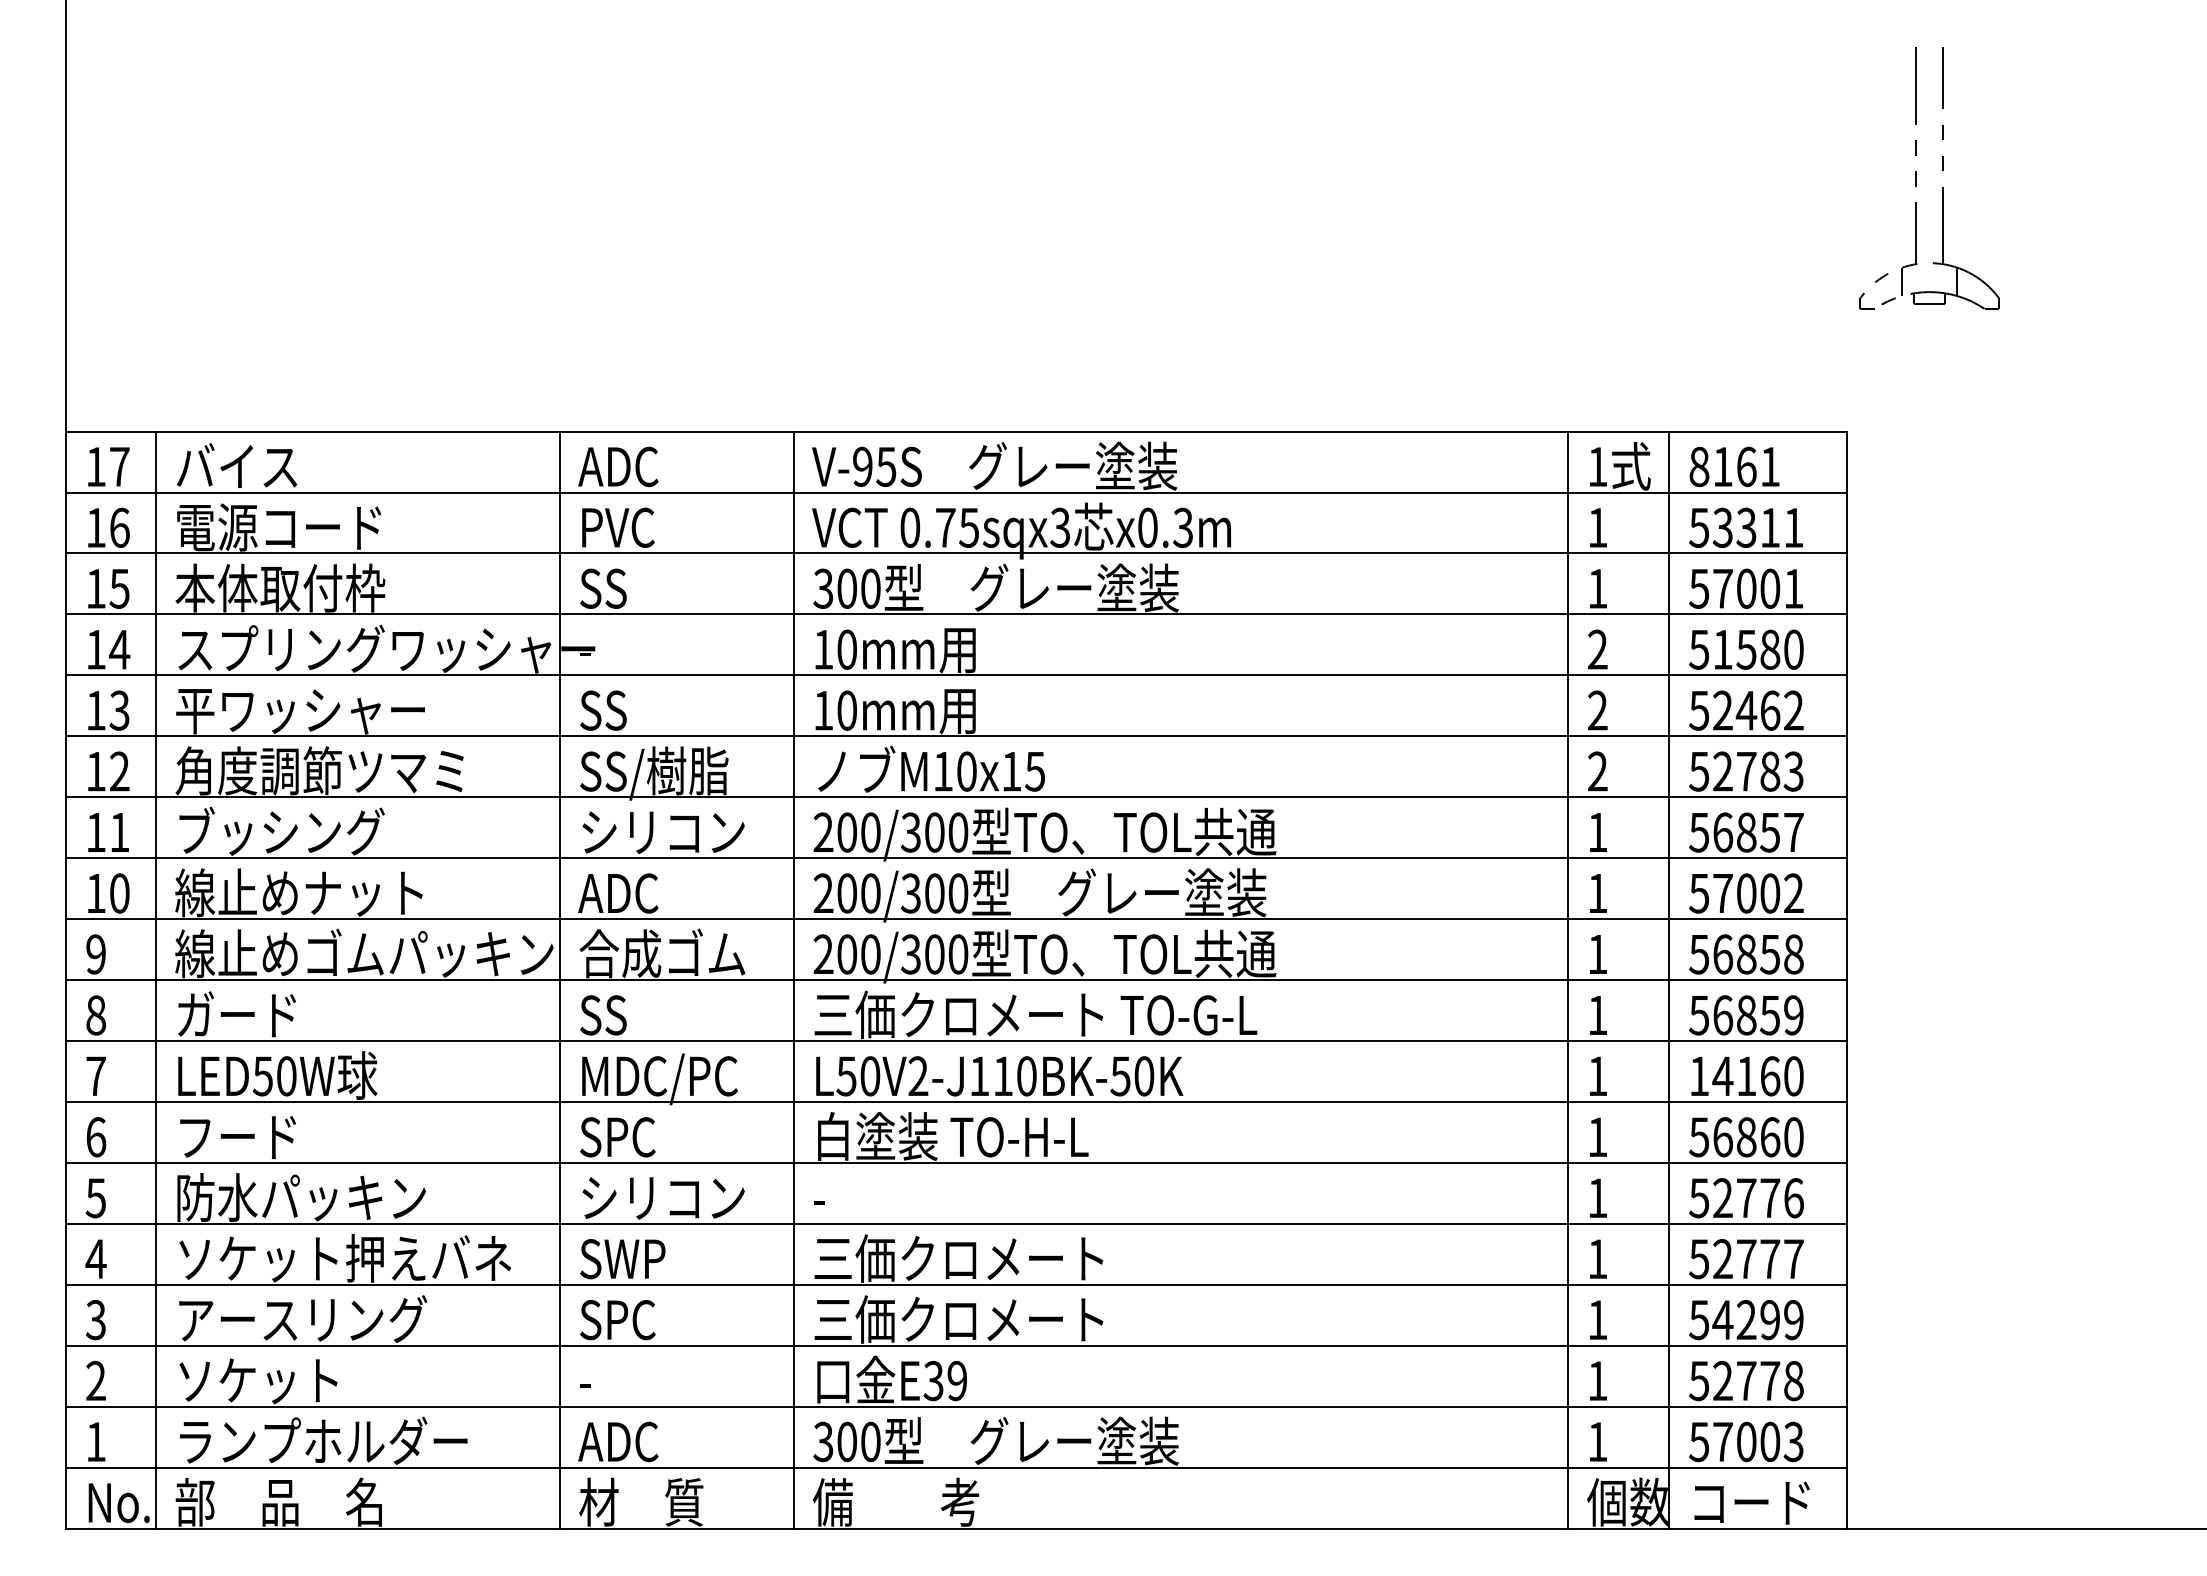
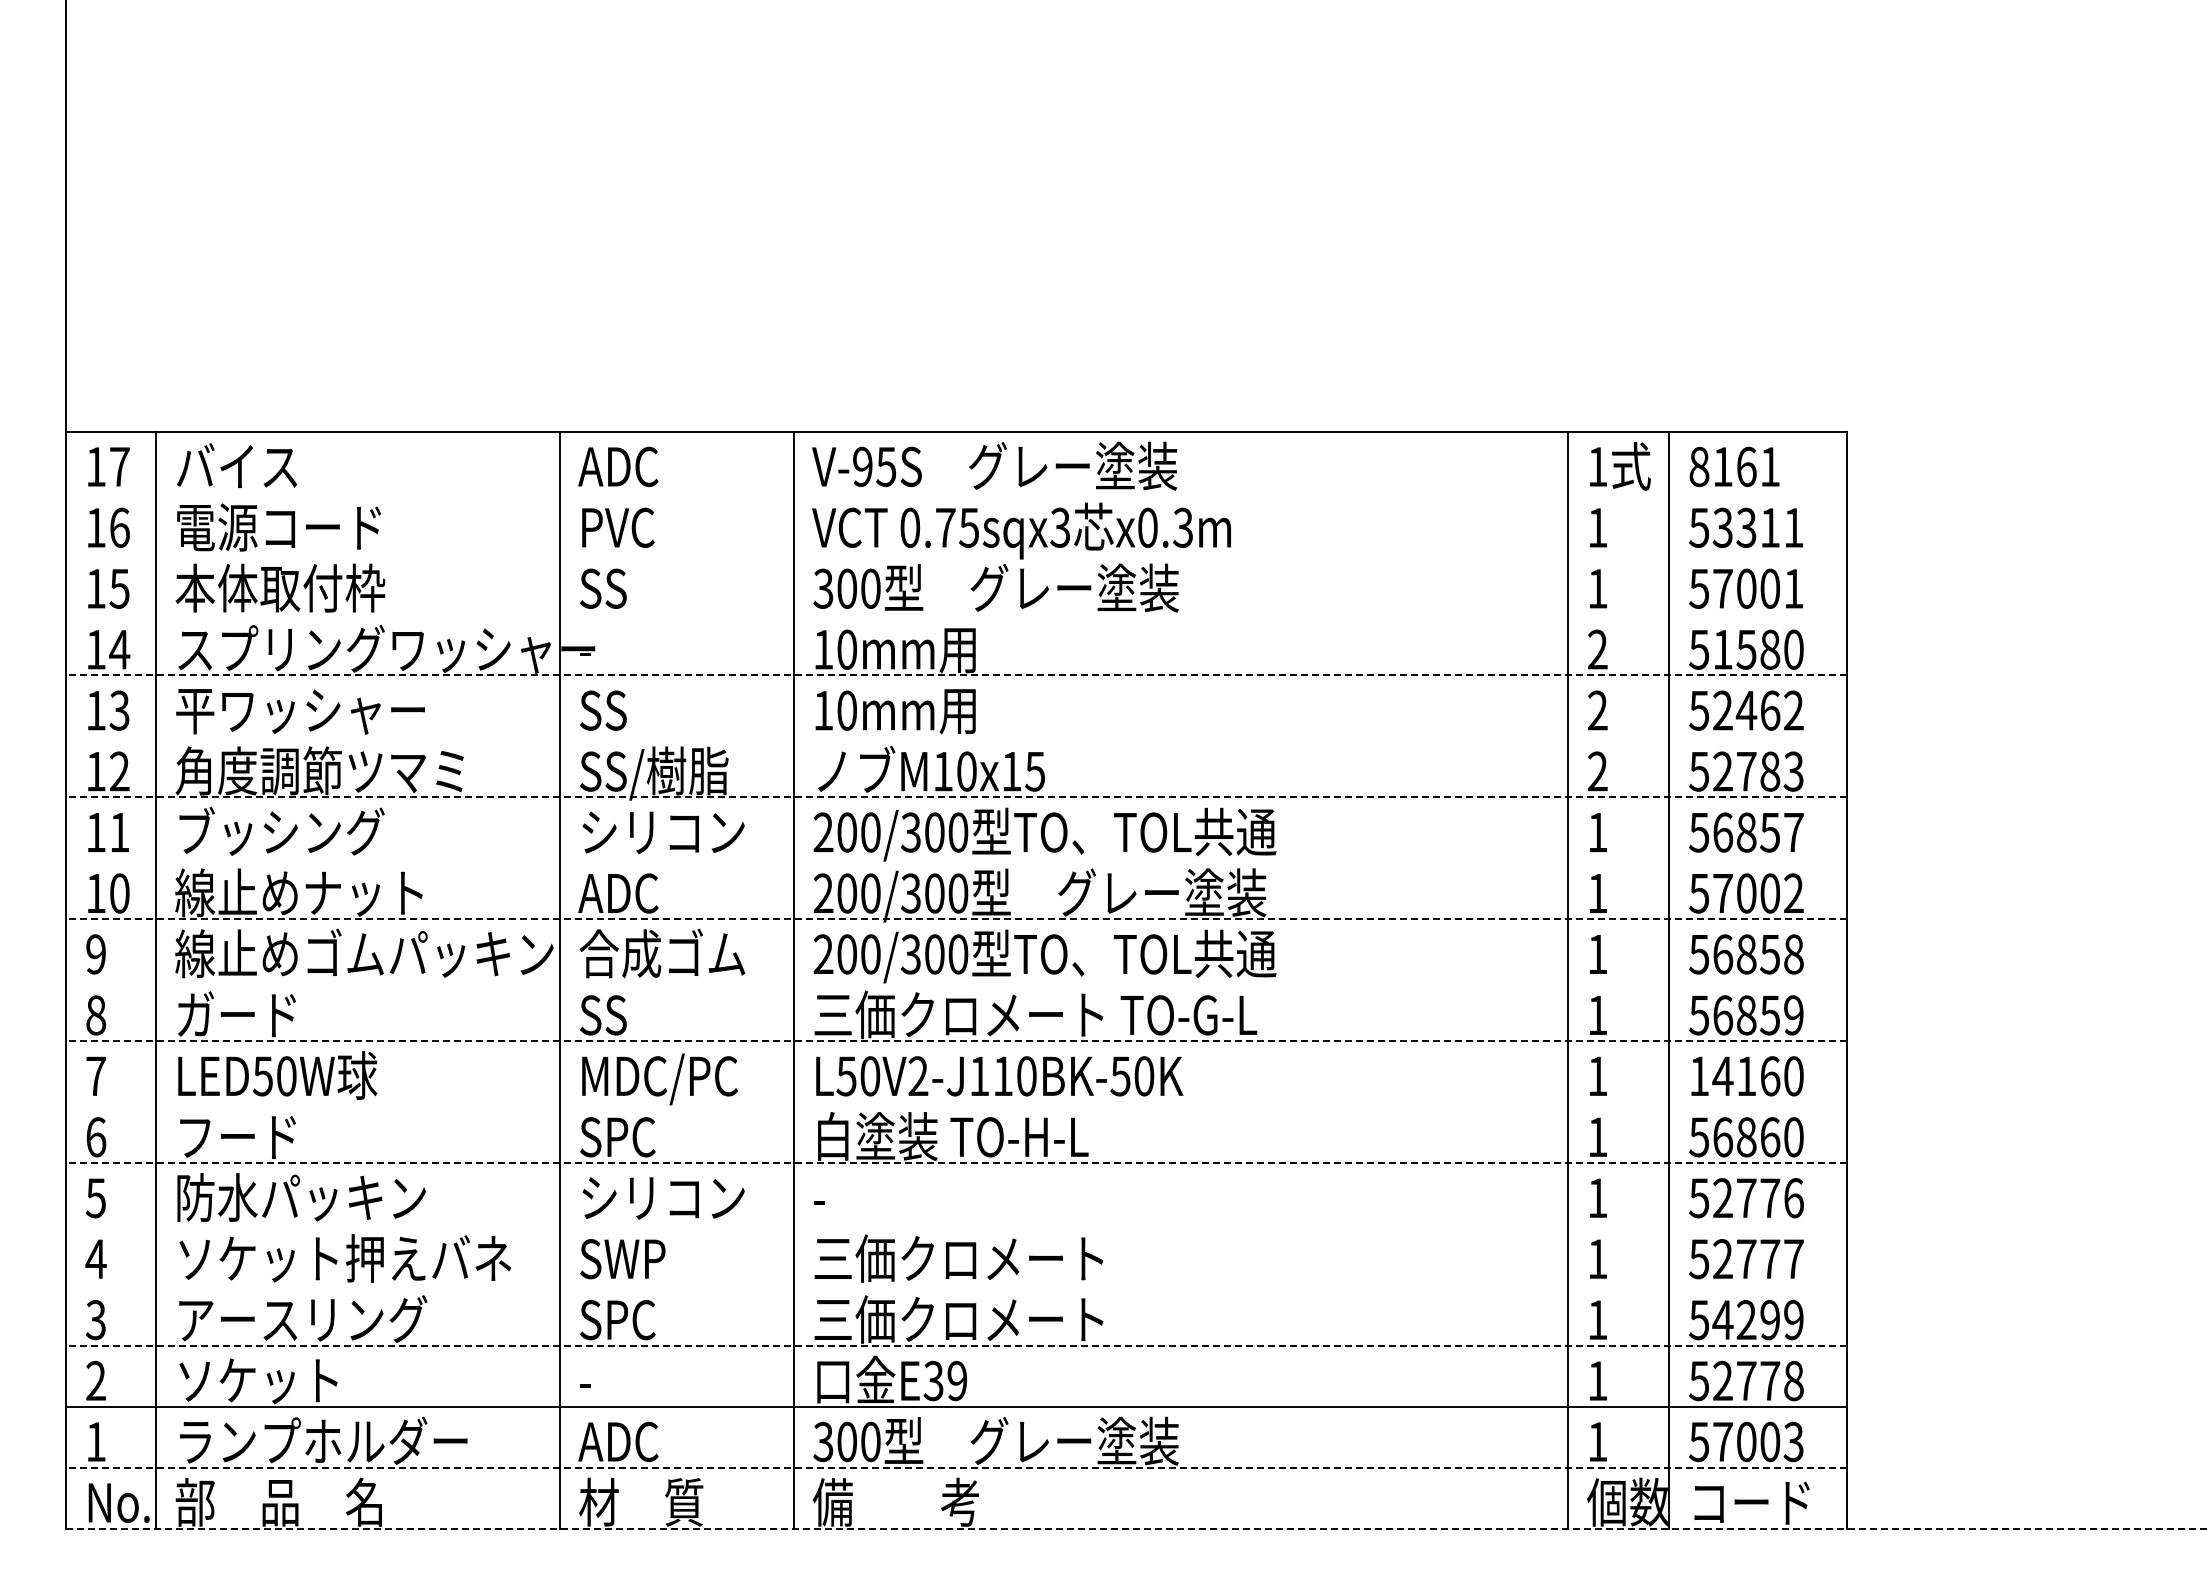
part: present -> none (1916, 178)
line: present -> none (956, 492)
line: present -> none (956, 553)
line: present -> none (956, 614)
line: solid -> dashed (956, 675)
line: present -> none (956, 736)
line: solid -> dashed (956, 797)
line: present -> none (956, 858)
line: solid -> dashed (956, 919)
line: present -> none (956, 980)
line: solid -> dashed (956, 1041)
line: present -> none (956, 1101)
line: solid -> dashed (956, 1162)
line: present -> none (956, 1223)
line: present -> none (956, 1284)
line: solid -> dashed (956, 1345)
line: solid -> dashed (956, 1467)
line: solid -> dashed (1137, 1528)
